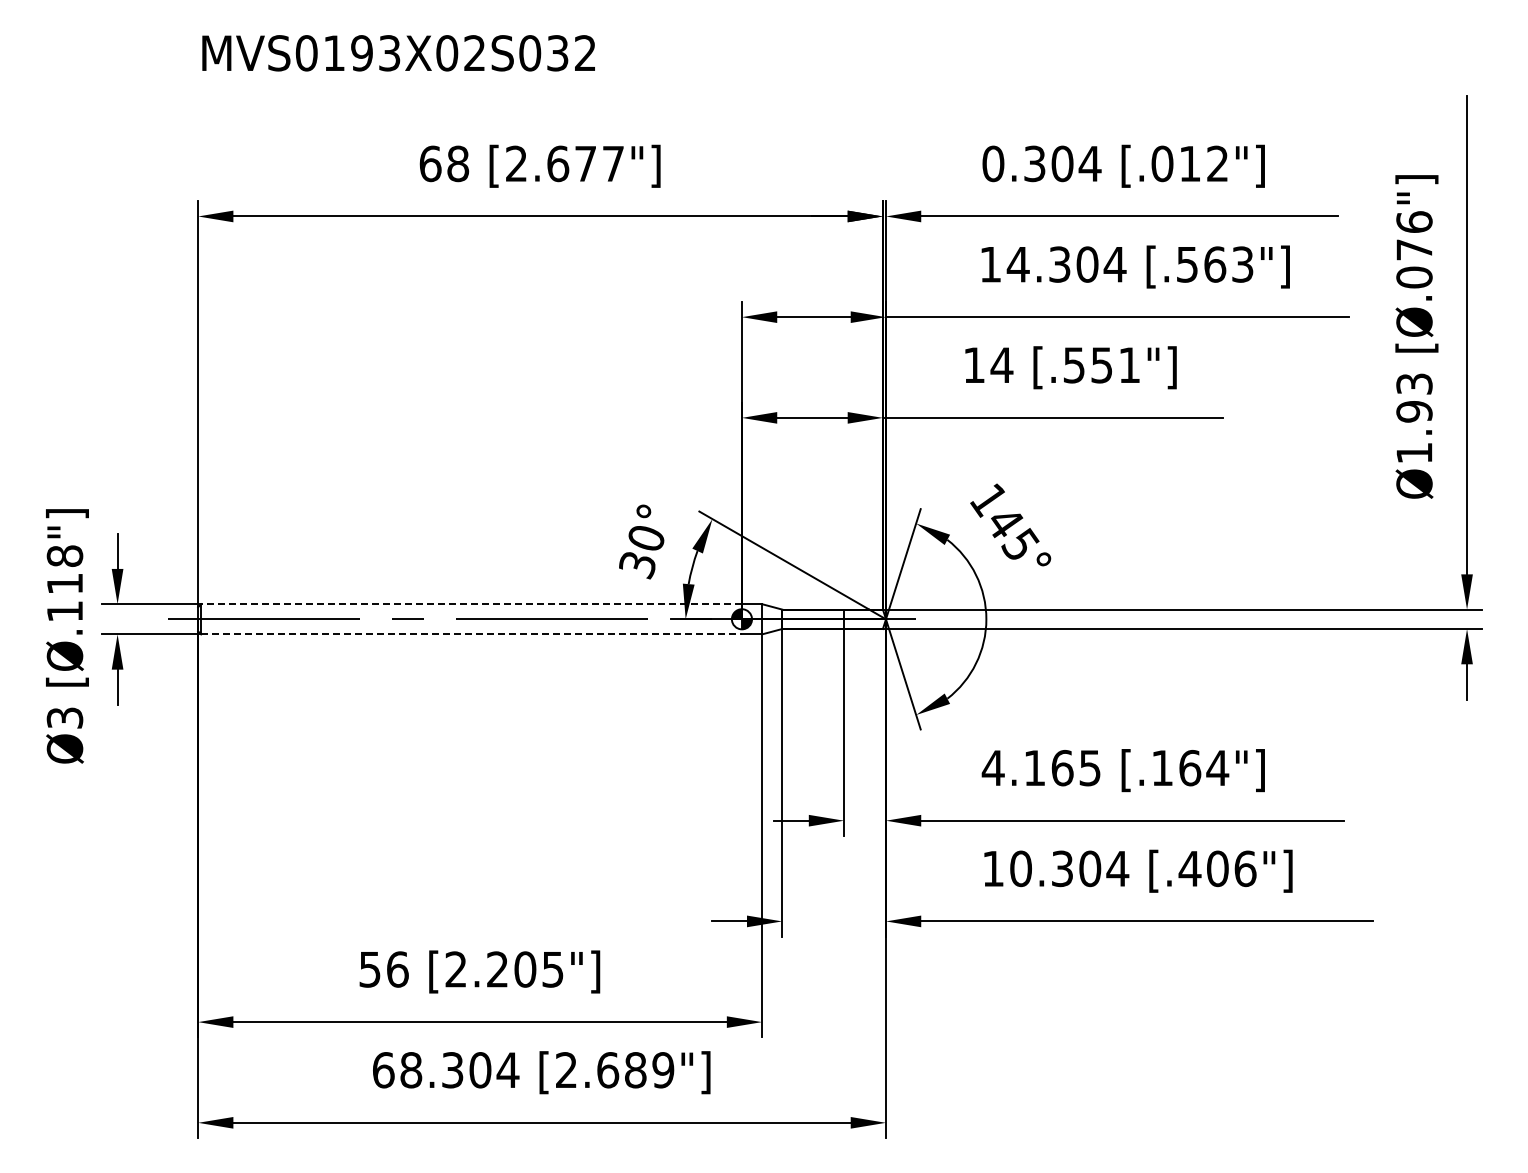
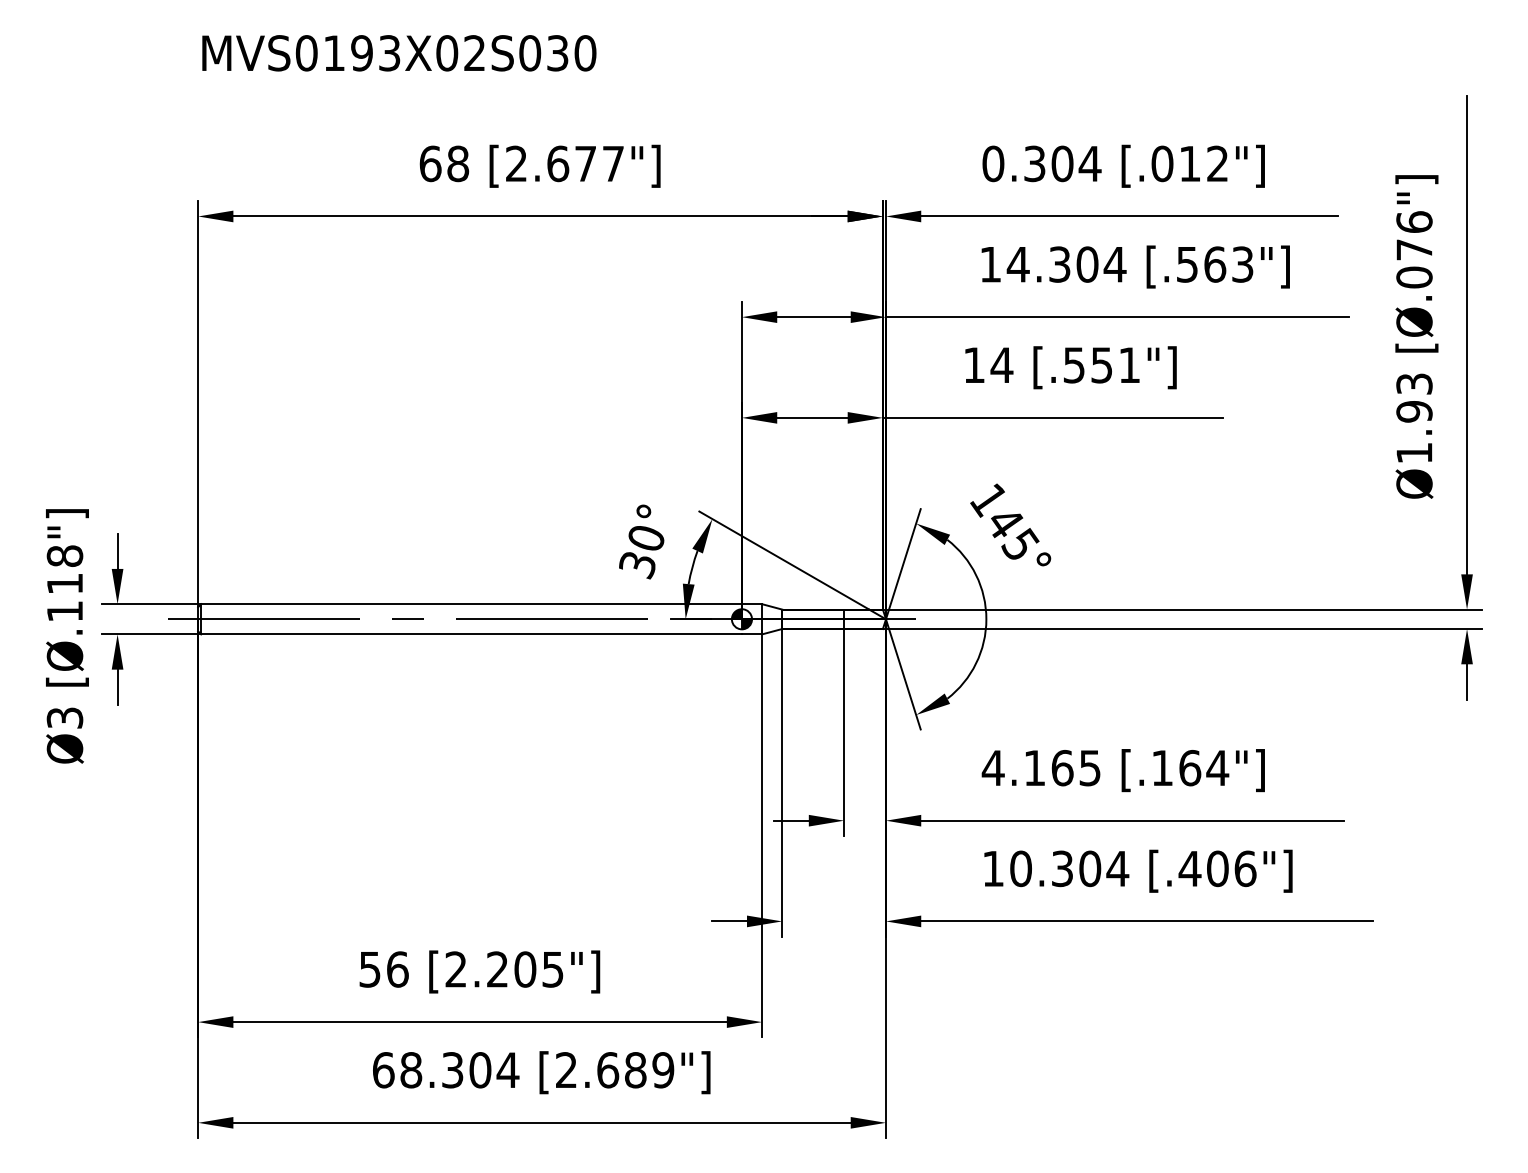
text: MVS0193X02S032 -> MVS0193X02S030 (585, 53)
line: dashed -> solid (471, 604)
line: dashed -> solid (472, 634)
